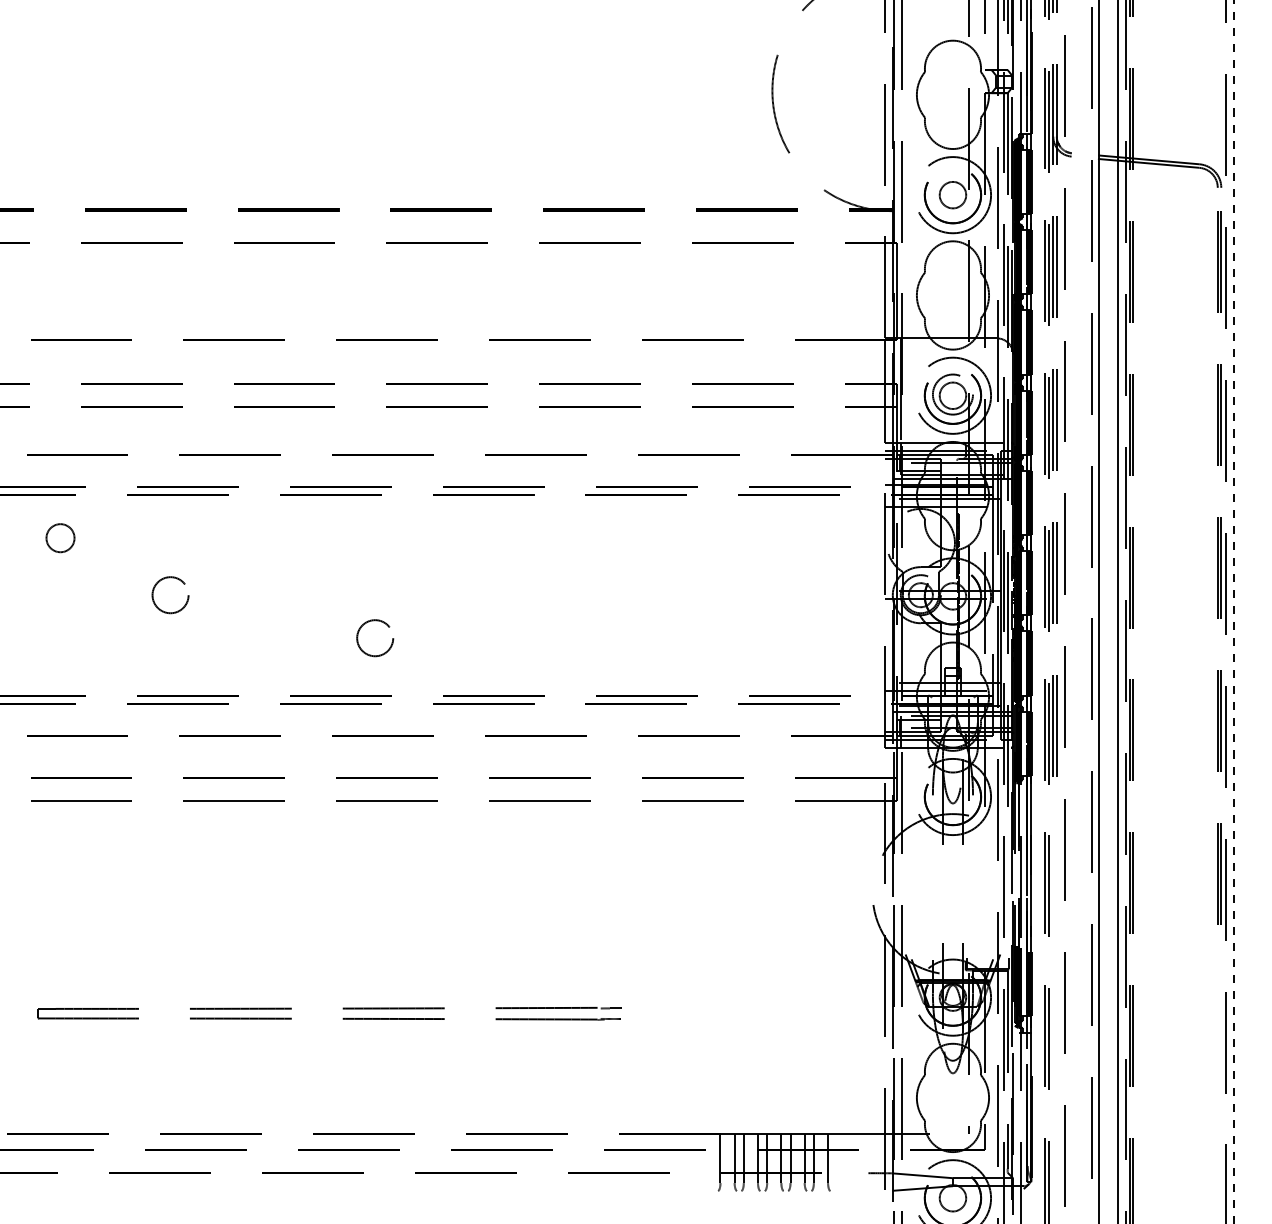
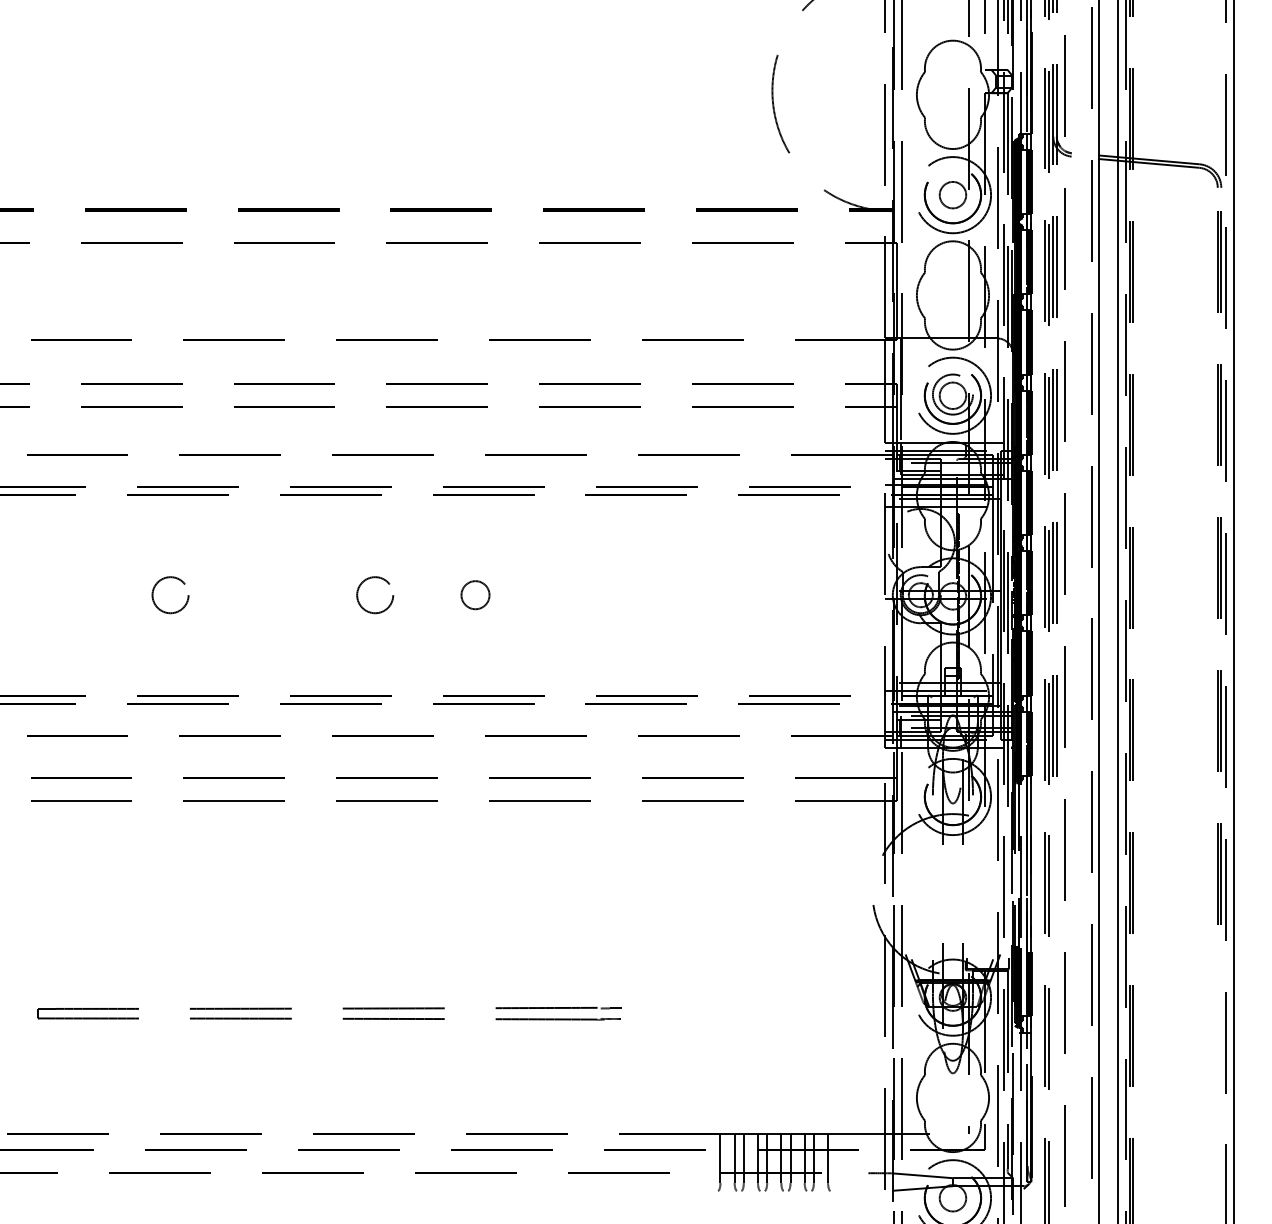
circle position: (60, 538) -> (475, 595) (475, 595)
line: dashed -> solid (1233, 612)
circle position: (375, 638) -> (375, 595) (375, 595)
